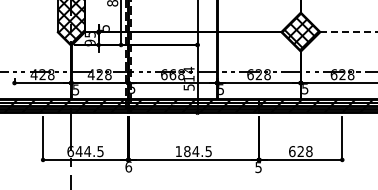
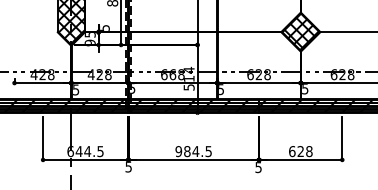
line: dashed -> solid (349, 31)
text: 184.5 -> 984.5 (178, 151)
text: 6 -> 5 (128, 166)
